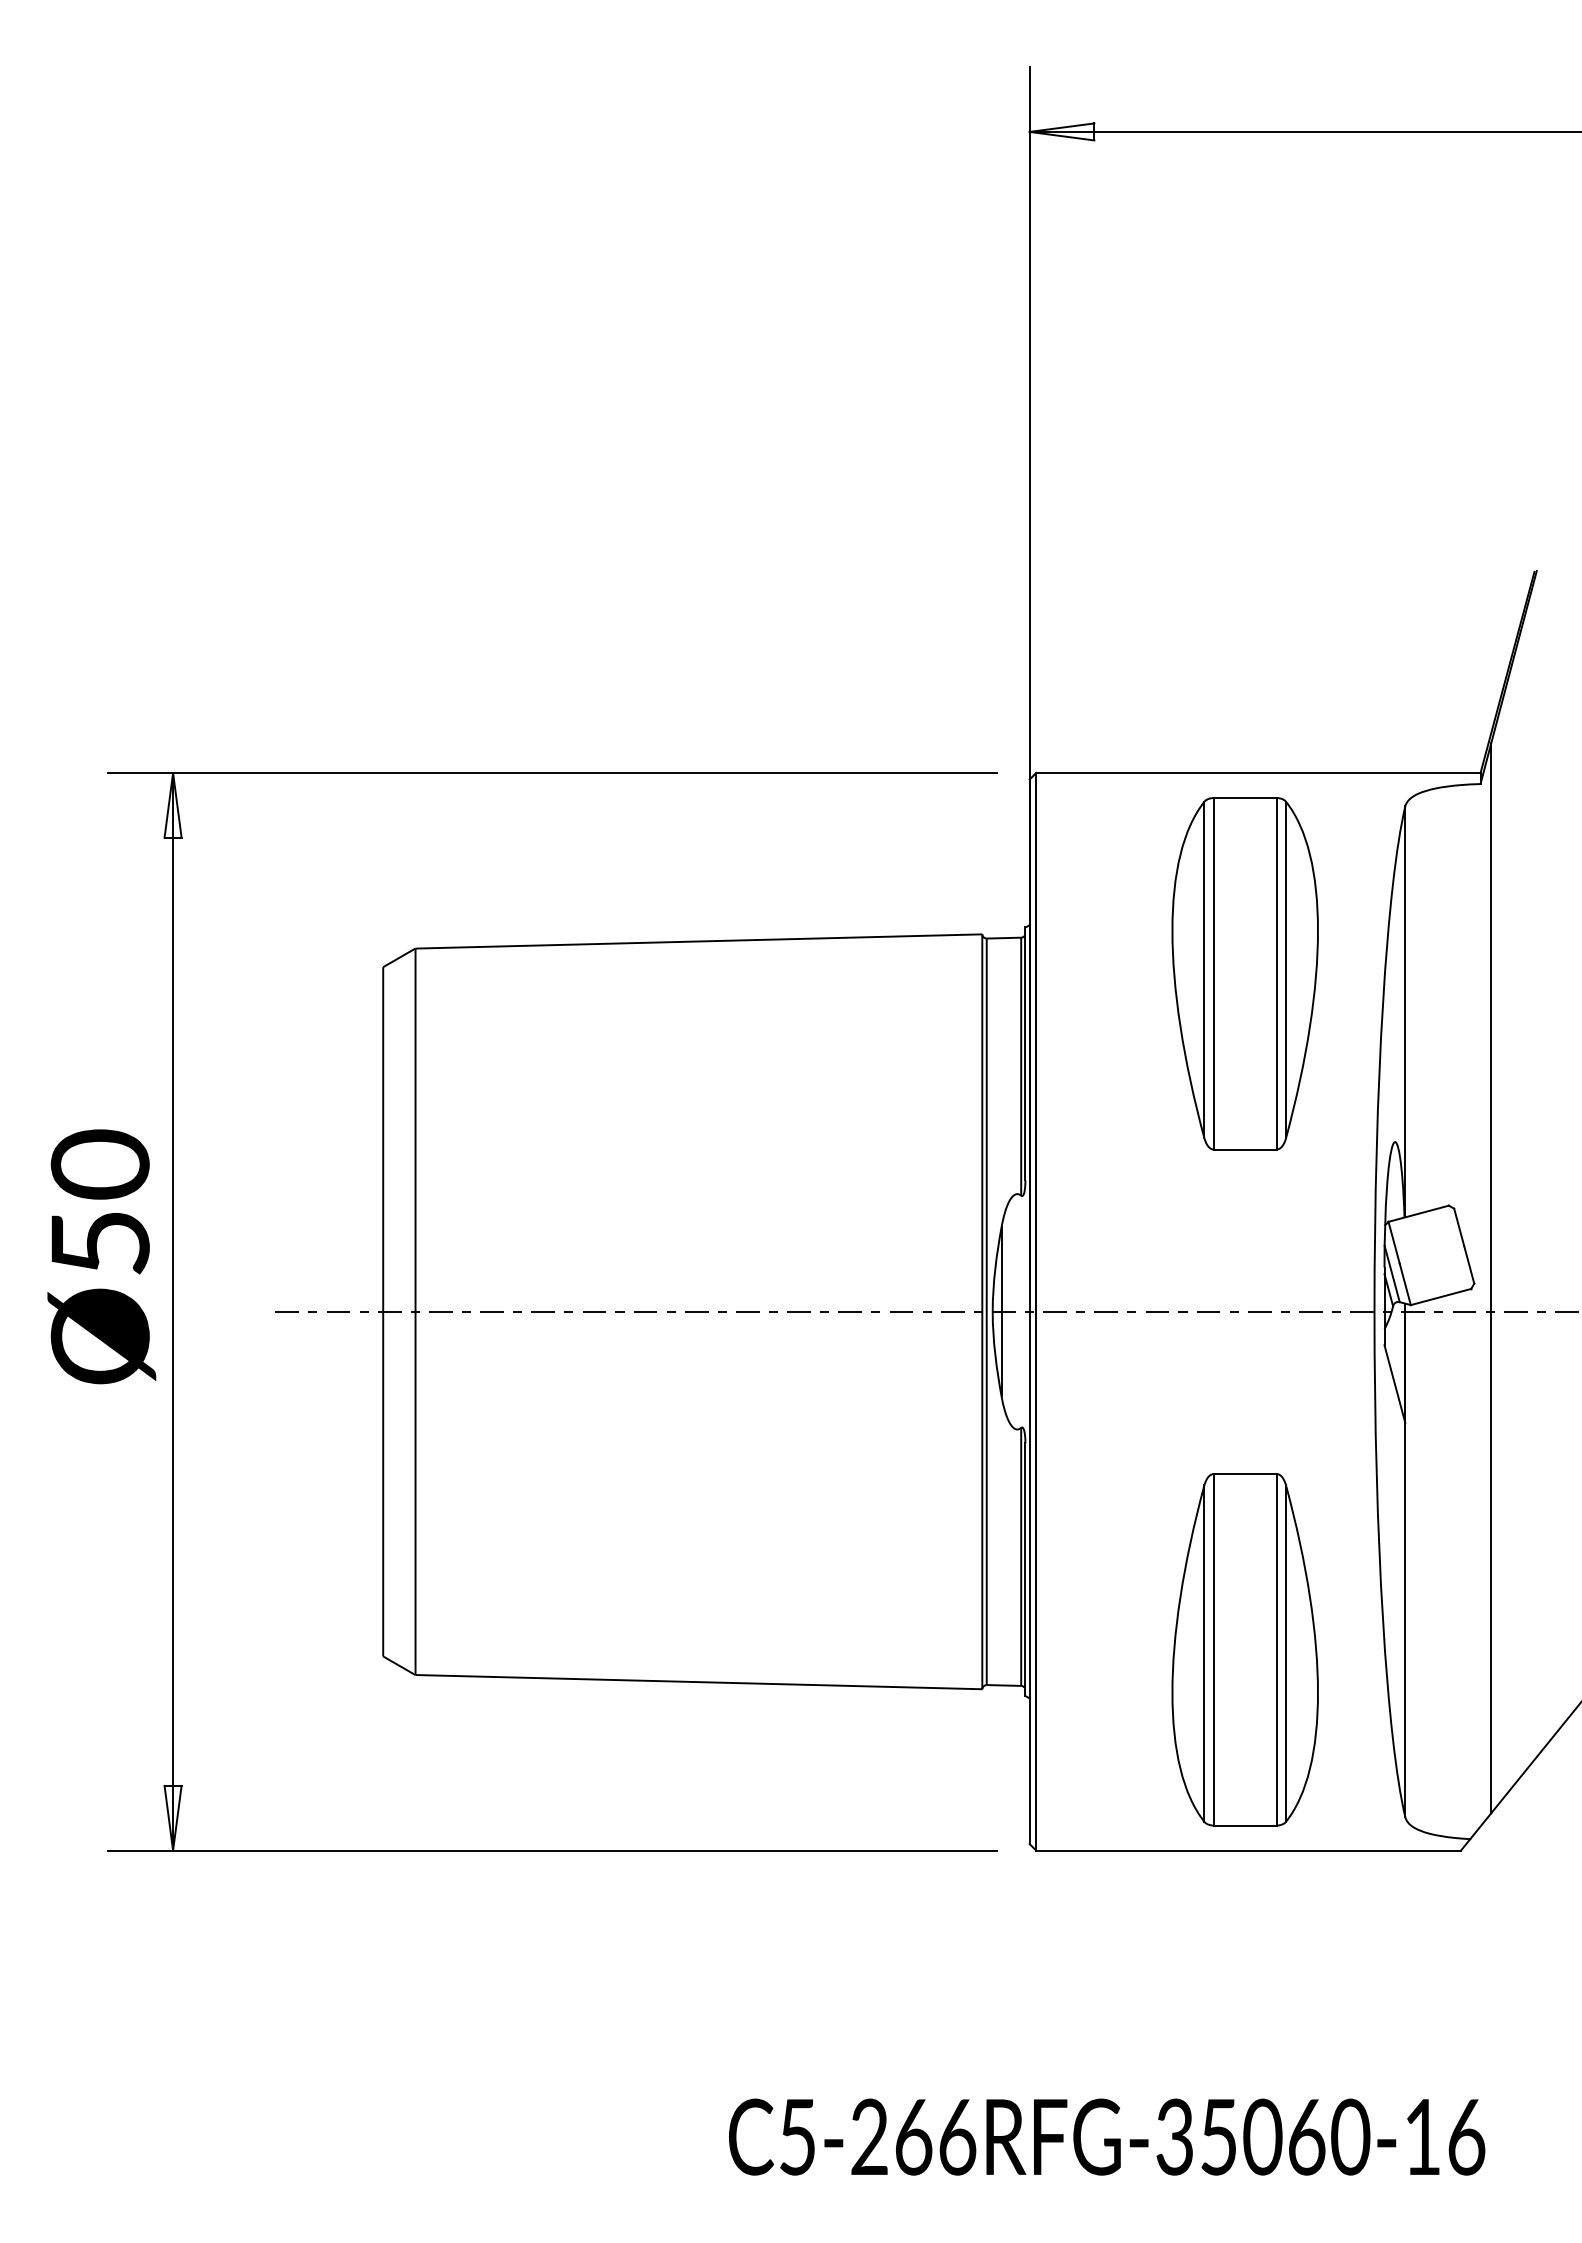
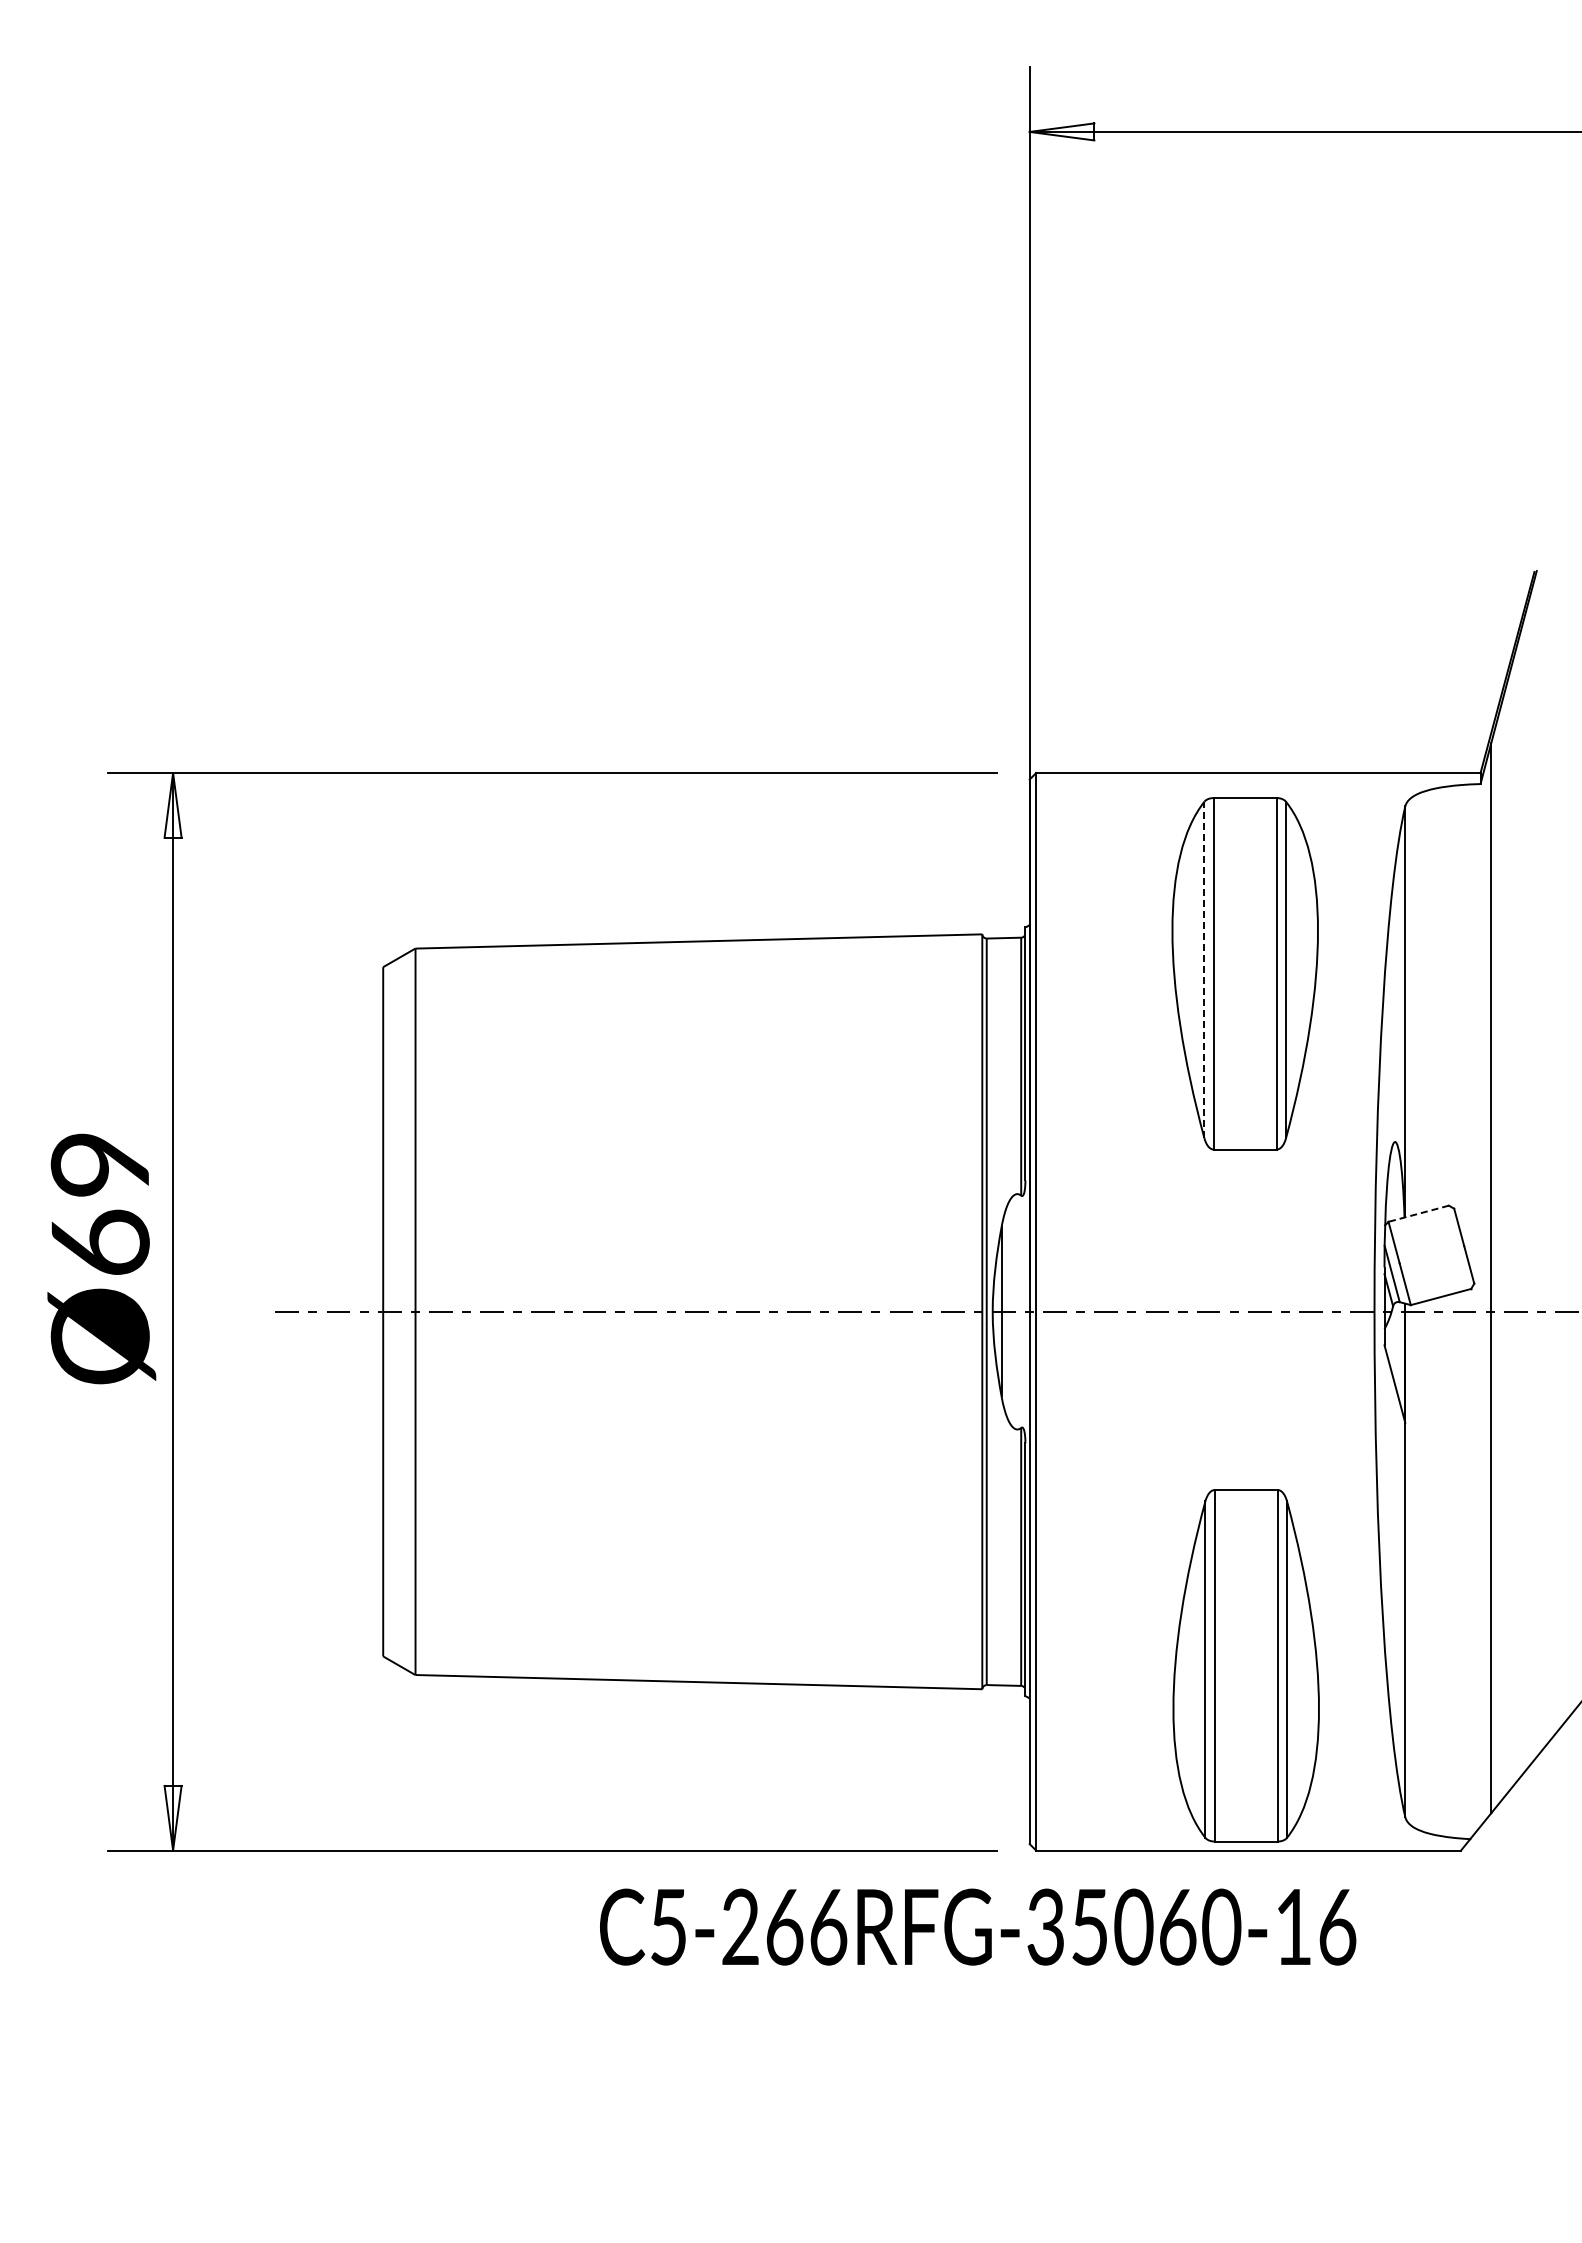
line: solid -> dashed (1204, 969)
text: Ø50 -> Ø69 (100, 1201)
line: solid -> dashed (1418, 1213)
part position: (1244, 1649) -> (1245, 1665) (1245, 1665)
text position: (1107, 2136) -> (978, 1926) (978, 1926)
